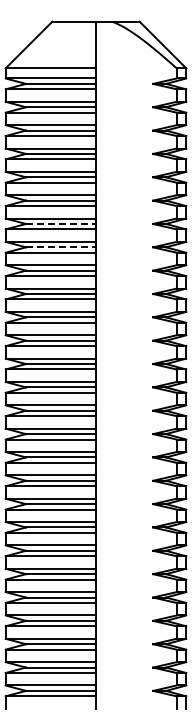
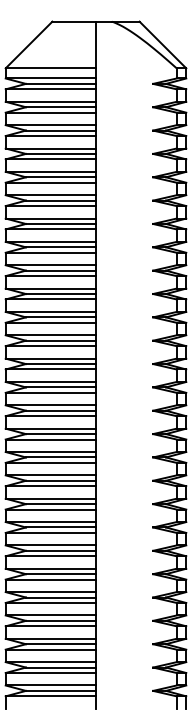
line: dashed -> solid (61, 223)
line: dashed -> solid (61, 247)
